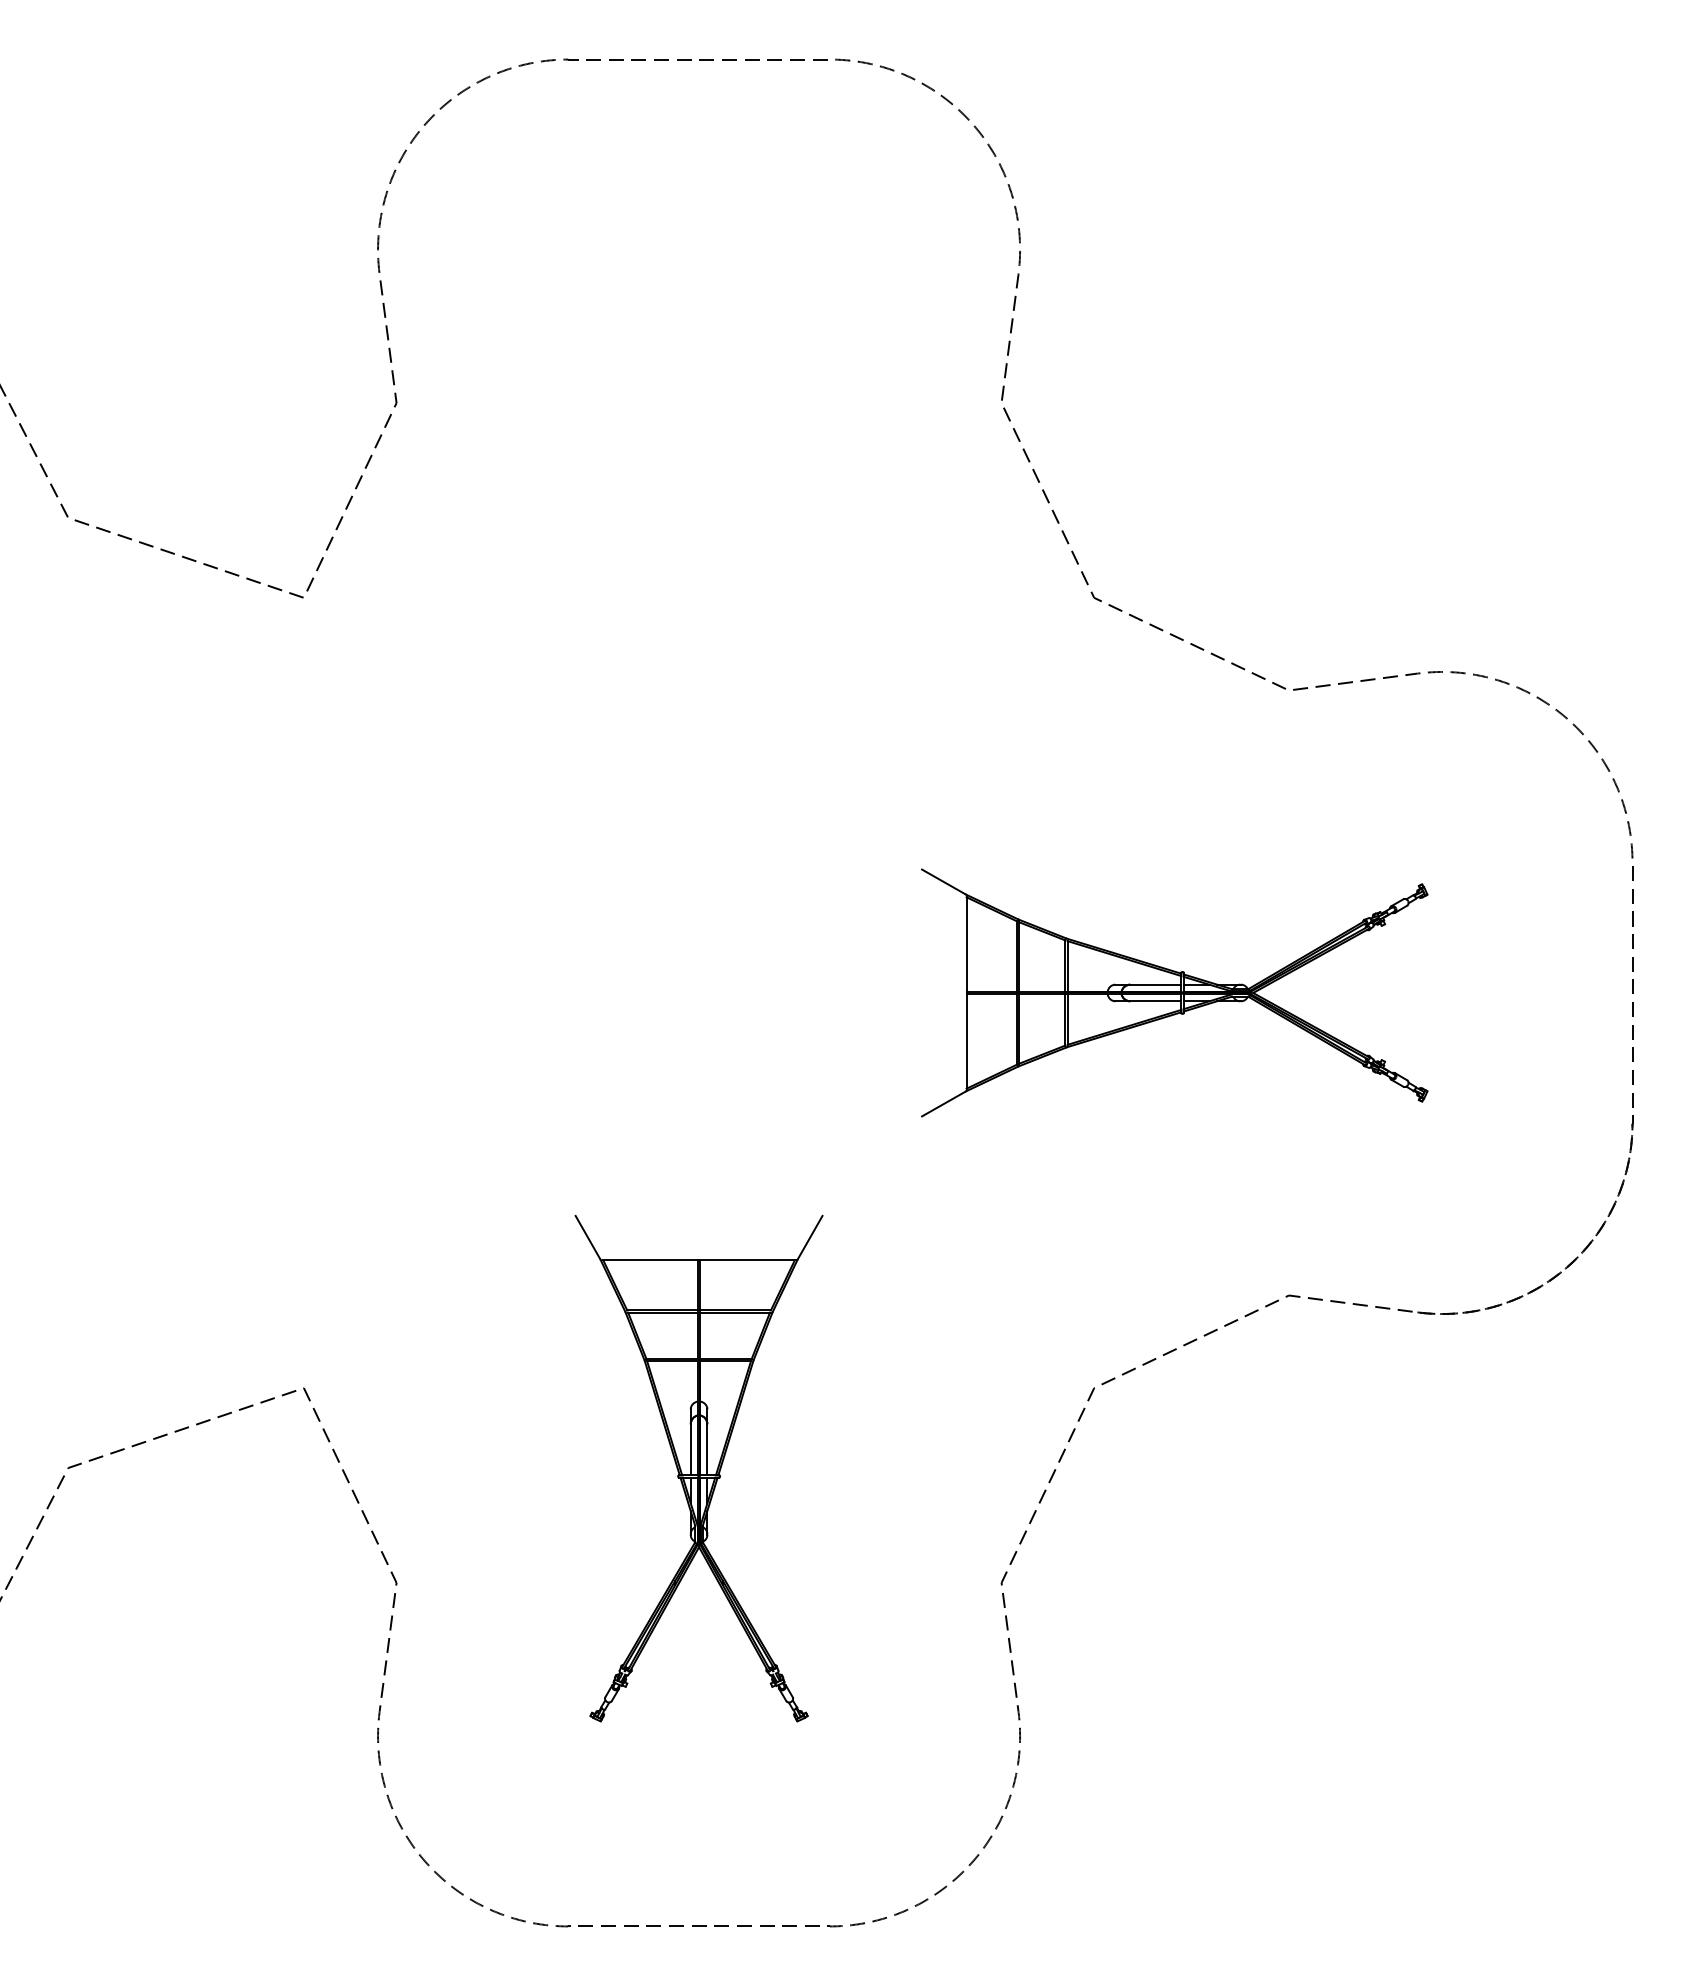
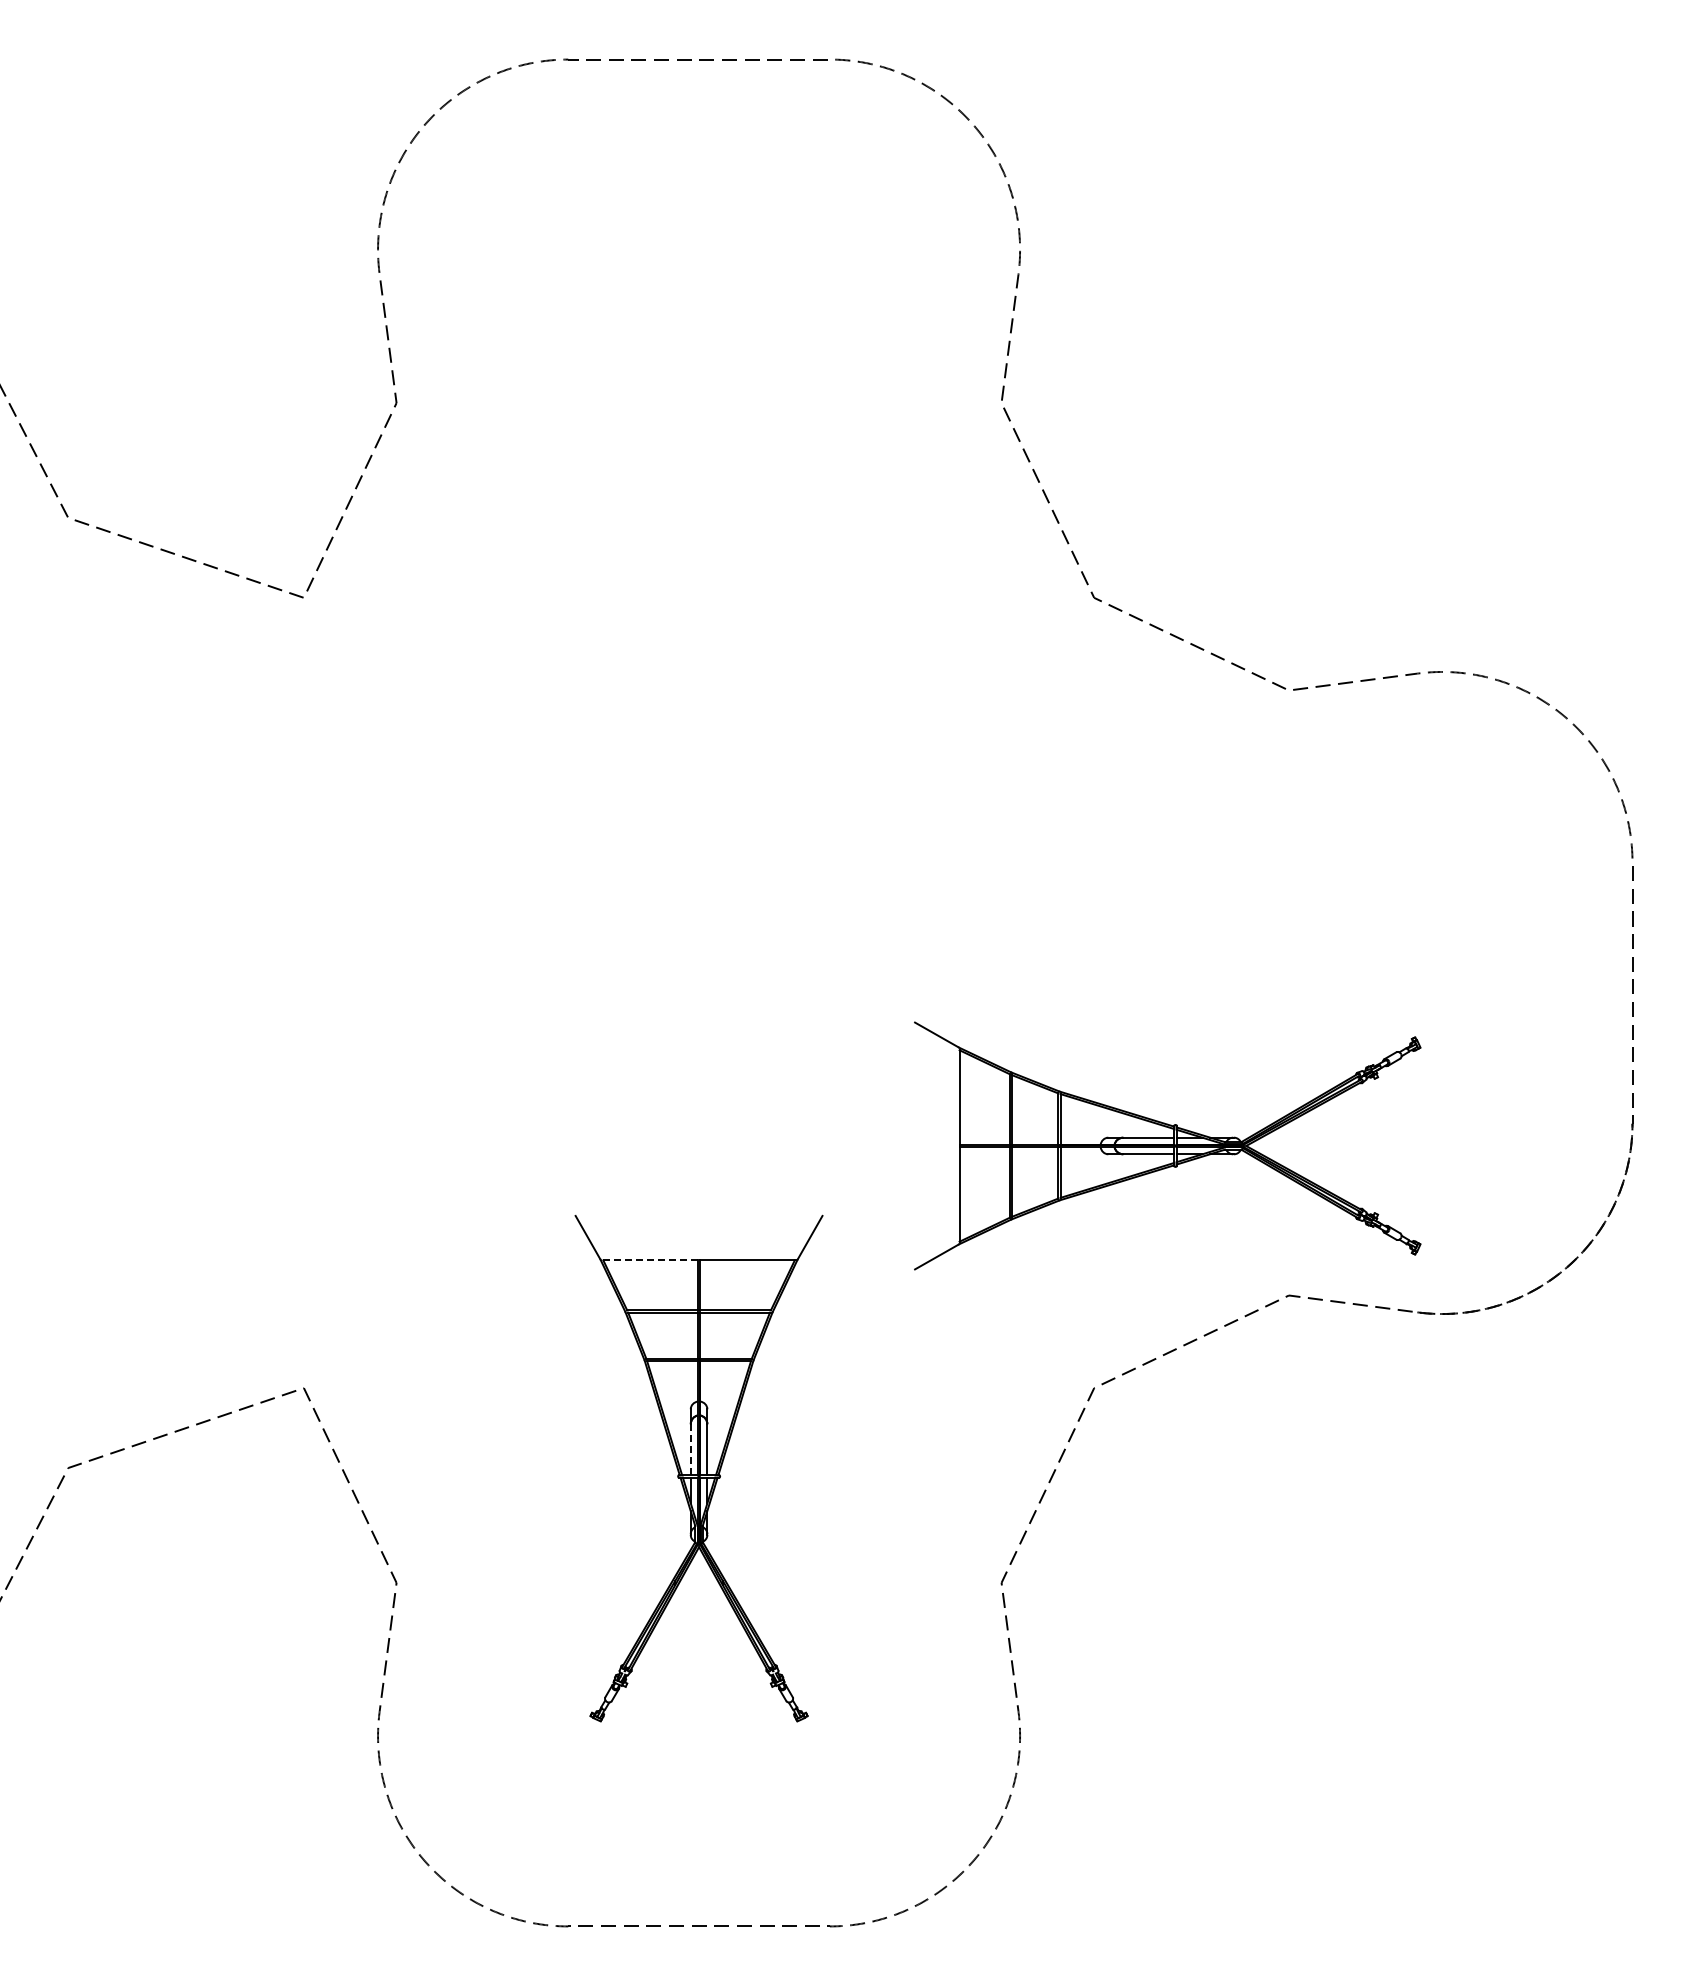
part position: (1174, 992) -> (1167, 1145) (1167, 1145)
line: solid -> dashed (650, 1260)
line: solid -> dashed (690, 1449)
